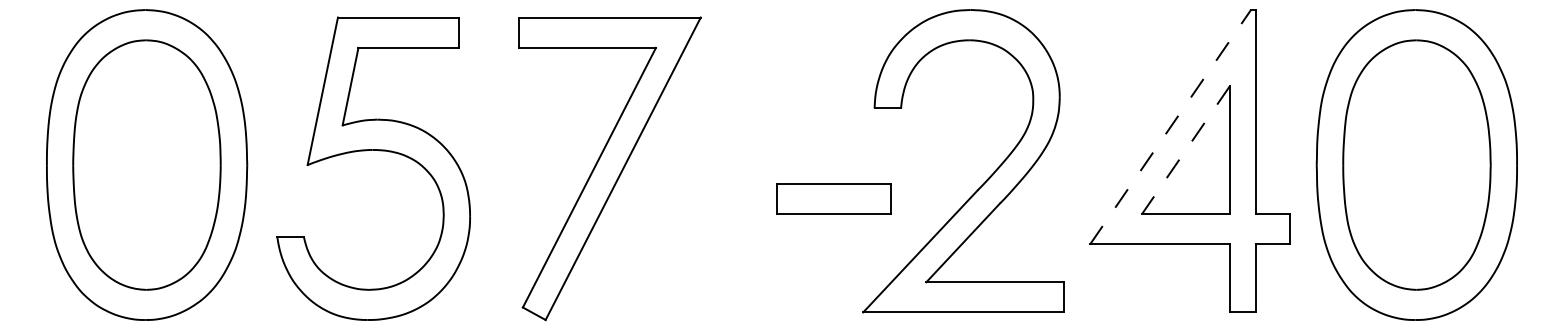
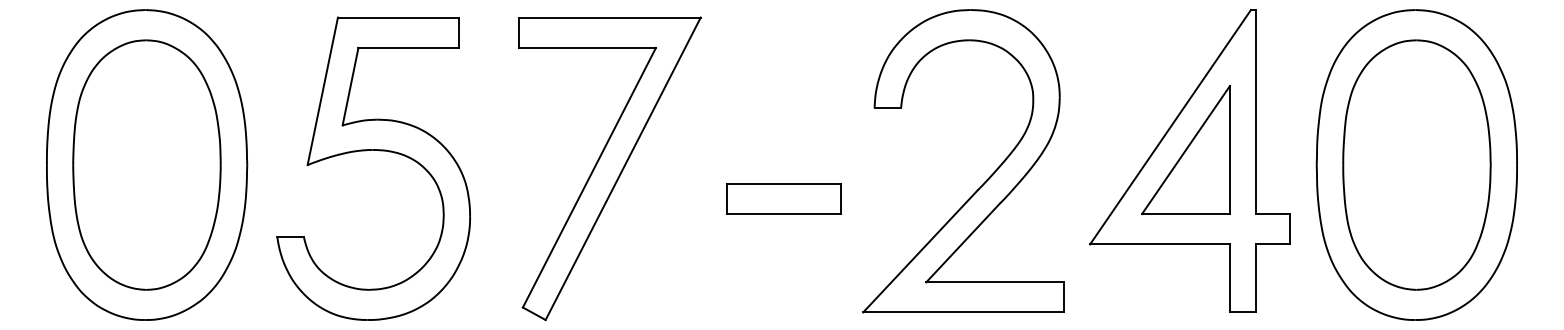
line: dashed -> solid (1170, 126)
line: dashed -> solid (1185, 150)
part position: (833, 198) -> (783, 198) (783, 198)
